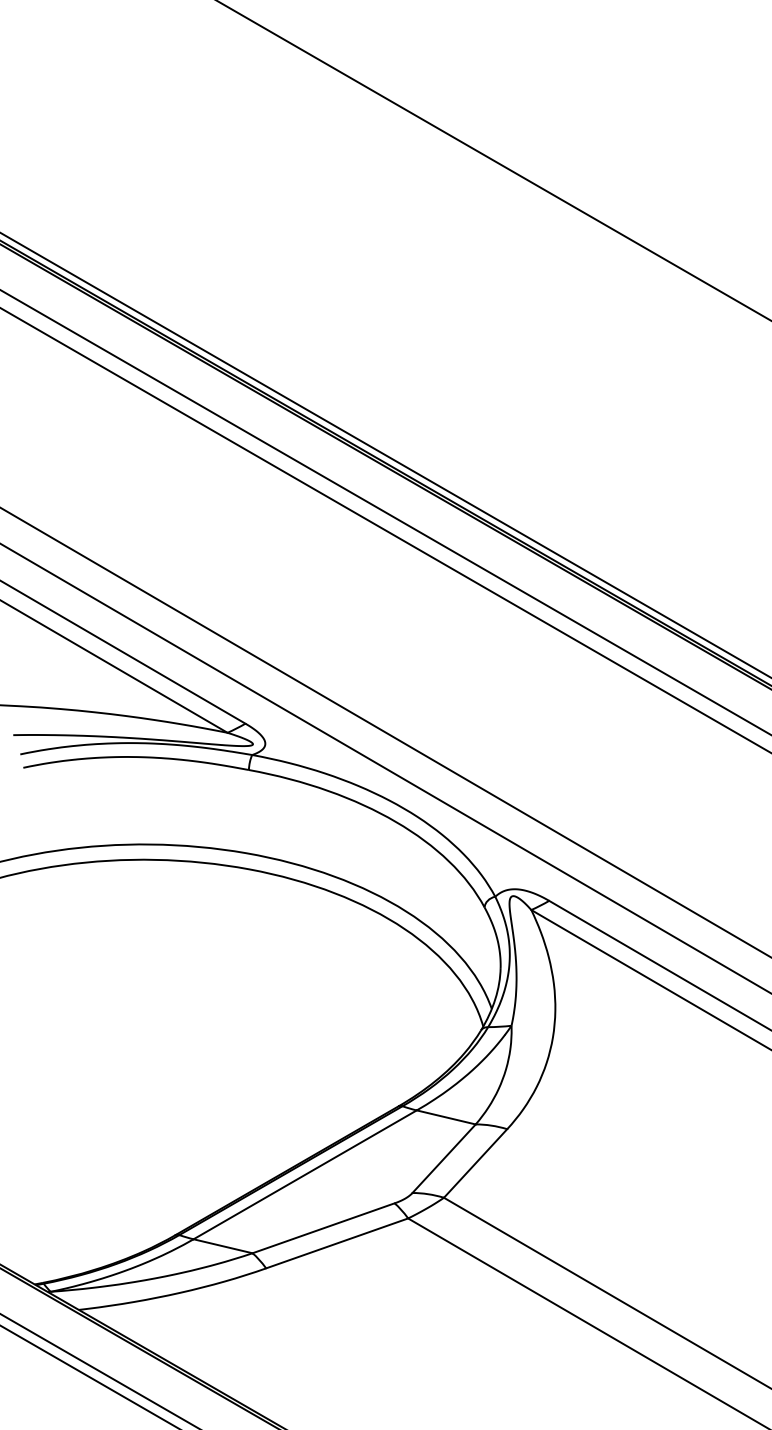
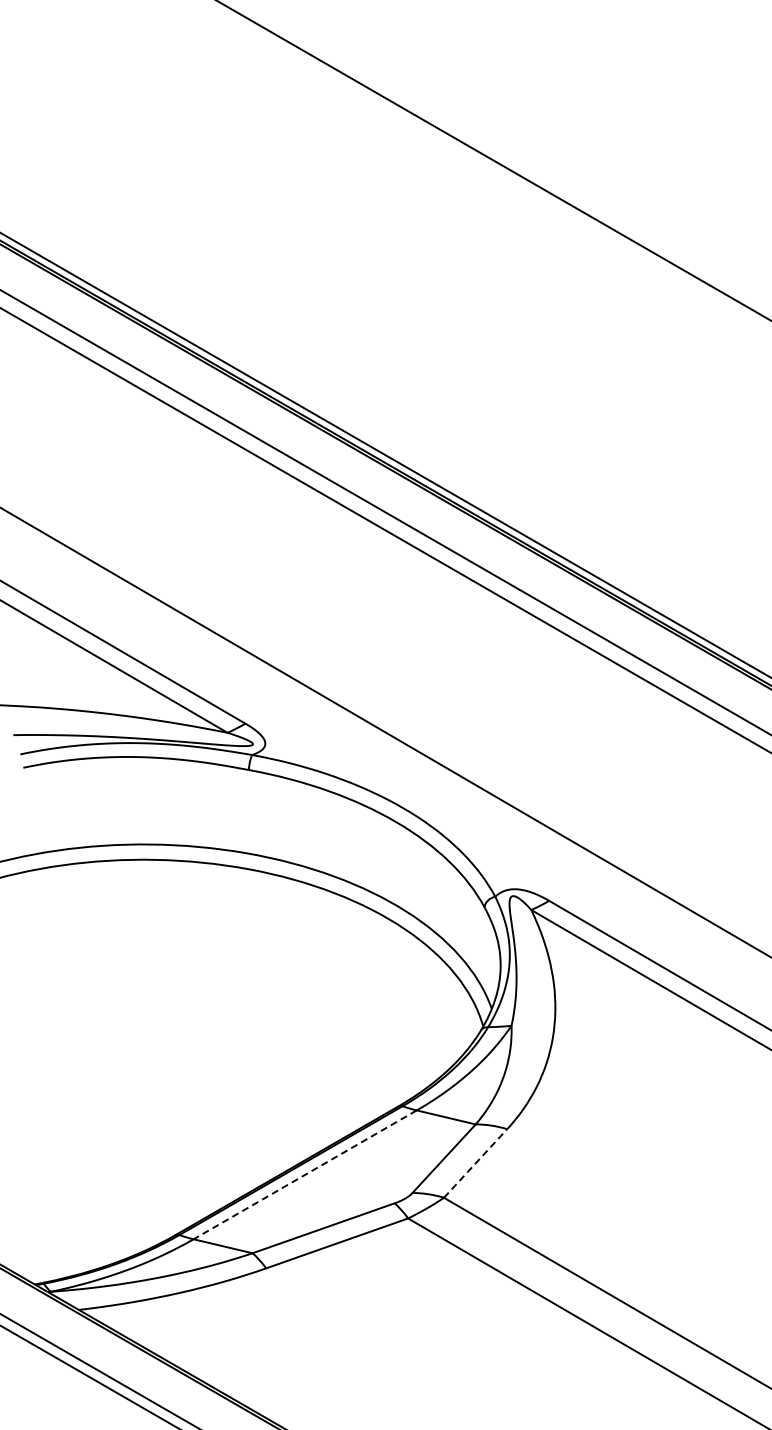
line: present -> none (385, 768)
line: solid -> dashed (475, 1163)
line: solid -> dashed (305, 1174)
